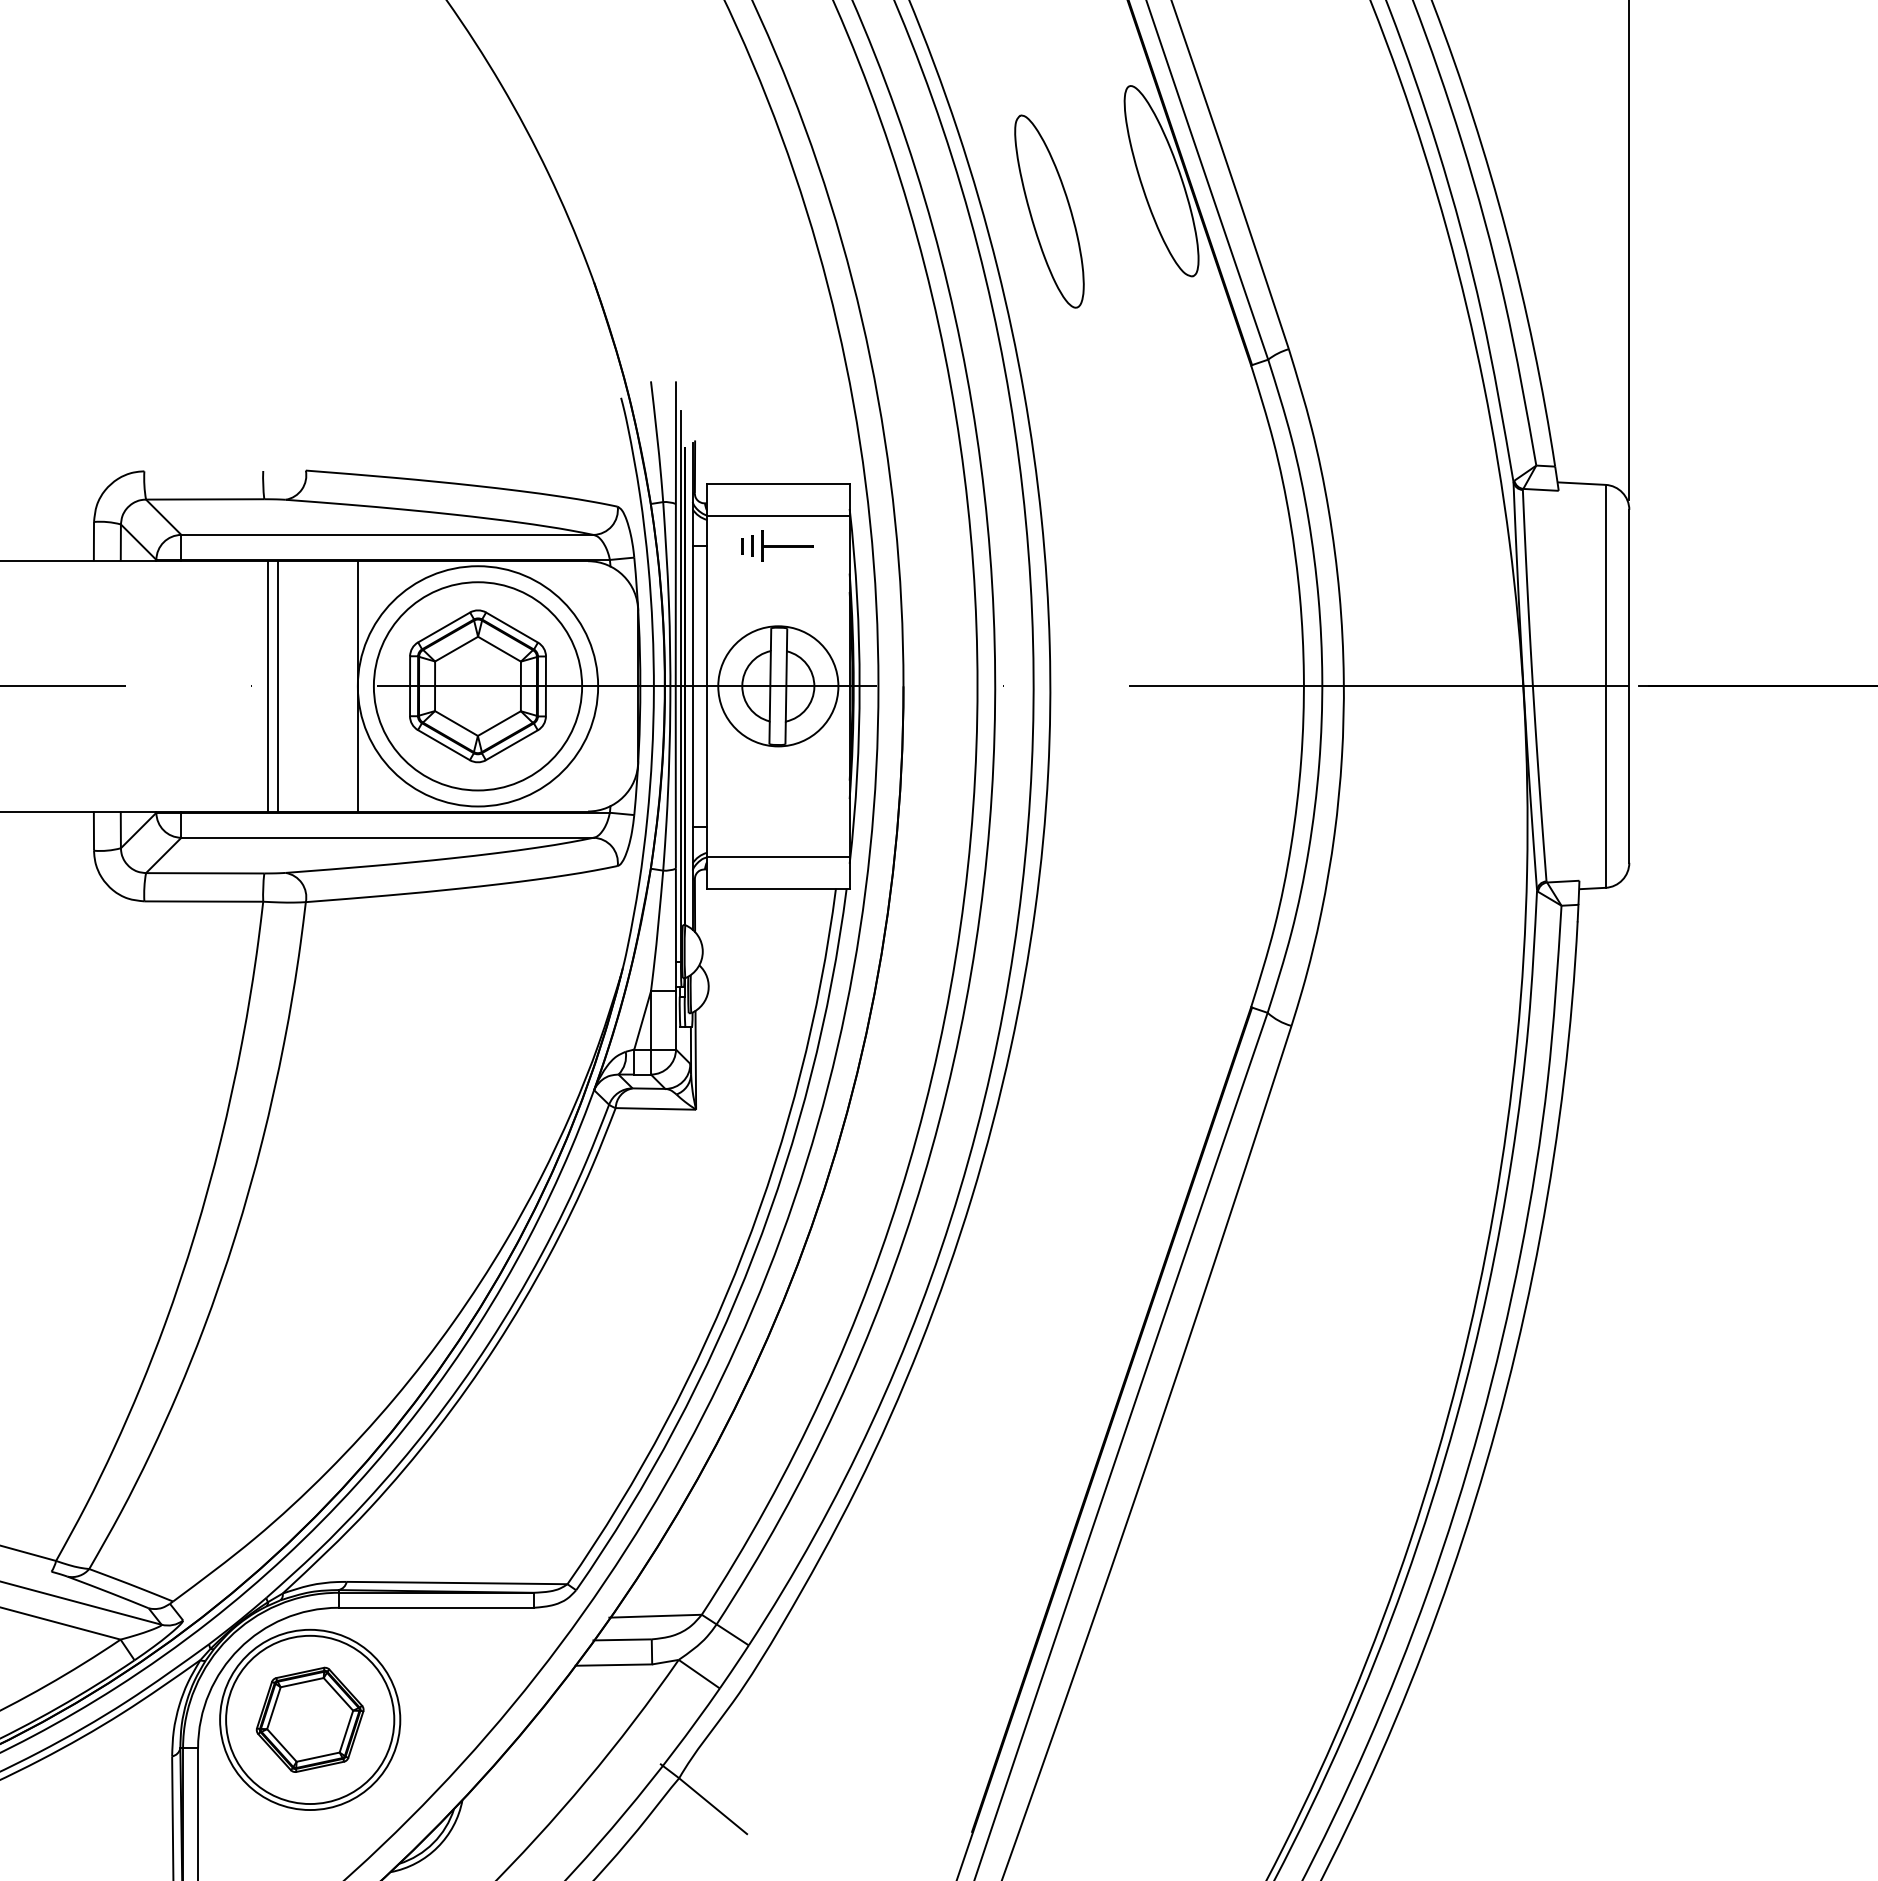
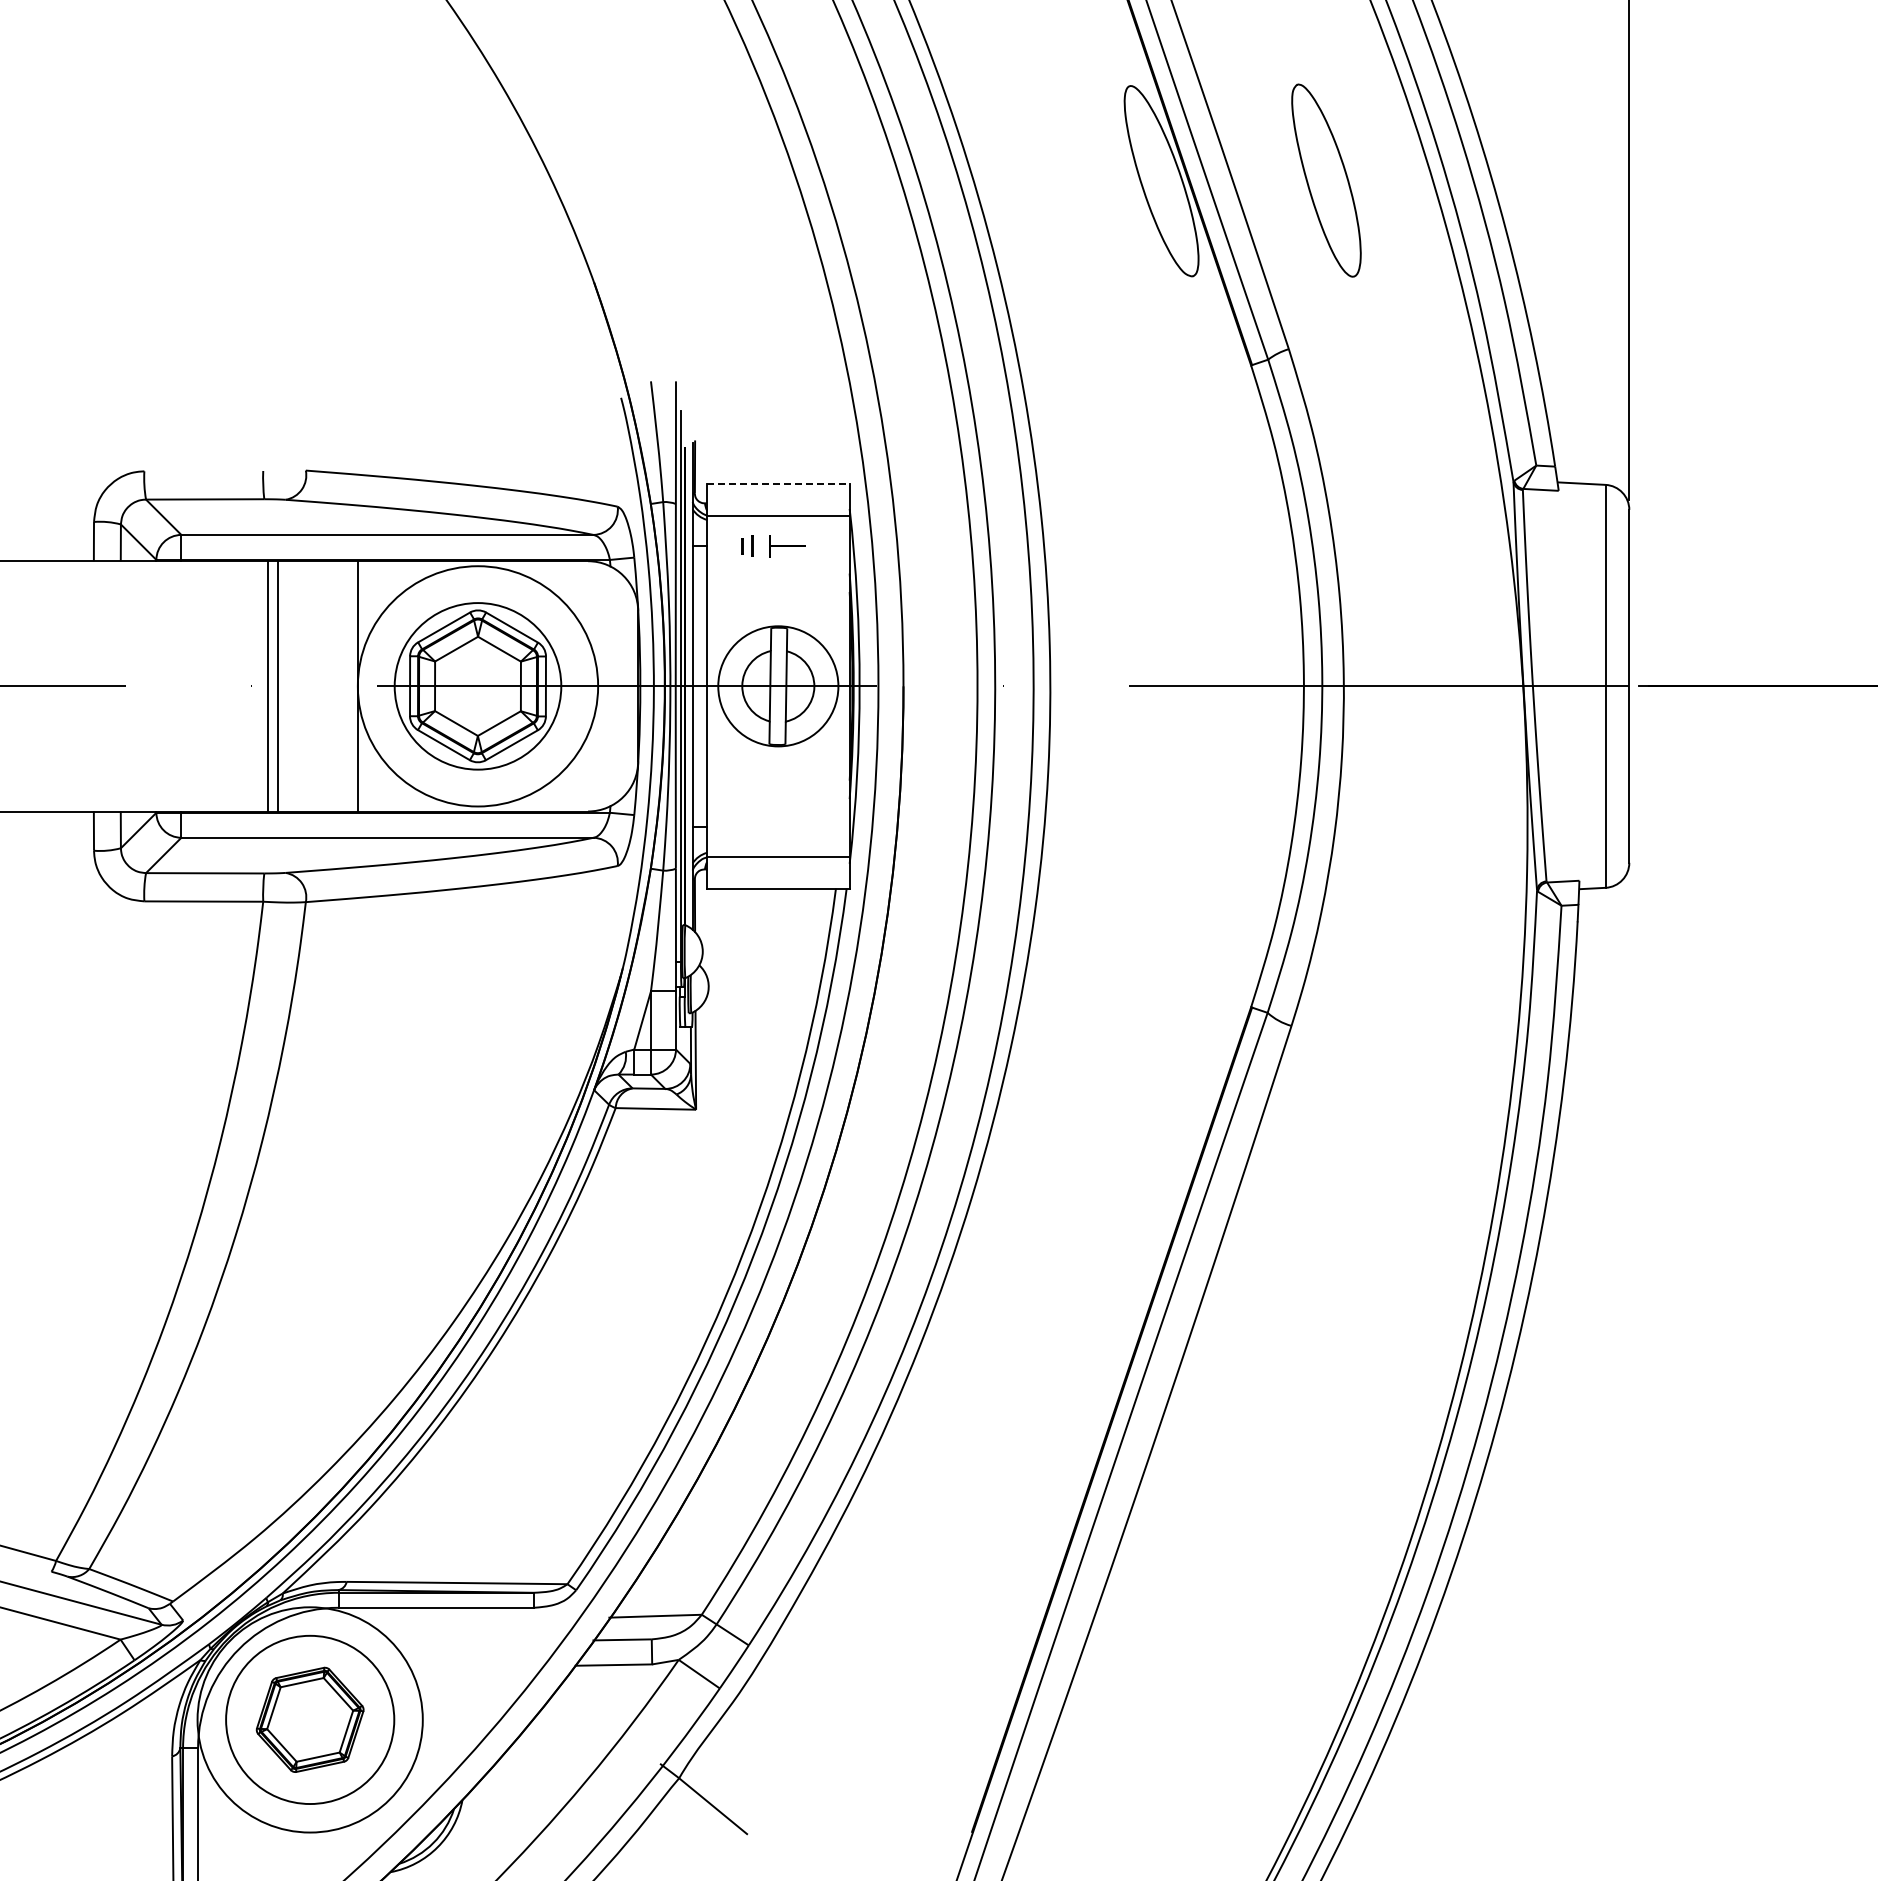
part position: (1049, 211) -> (1326, 180) (1326, 180)
line: solid -> dashed (778, 484)
part size: 53x32 px -> 37x23 px (787, 546)
circle diameter: 208 px -> 167 px (477, 686)
circle diameter: 180 px -> 225 px (309, 1719)
